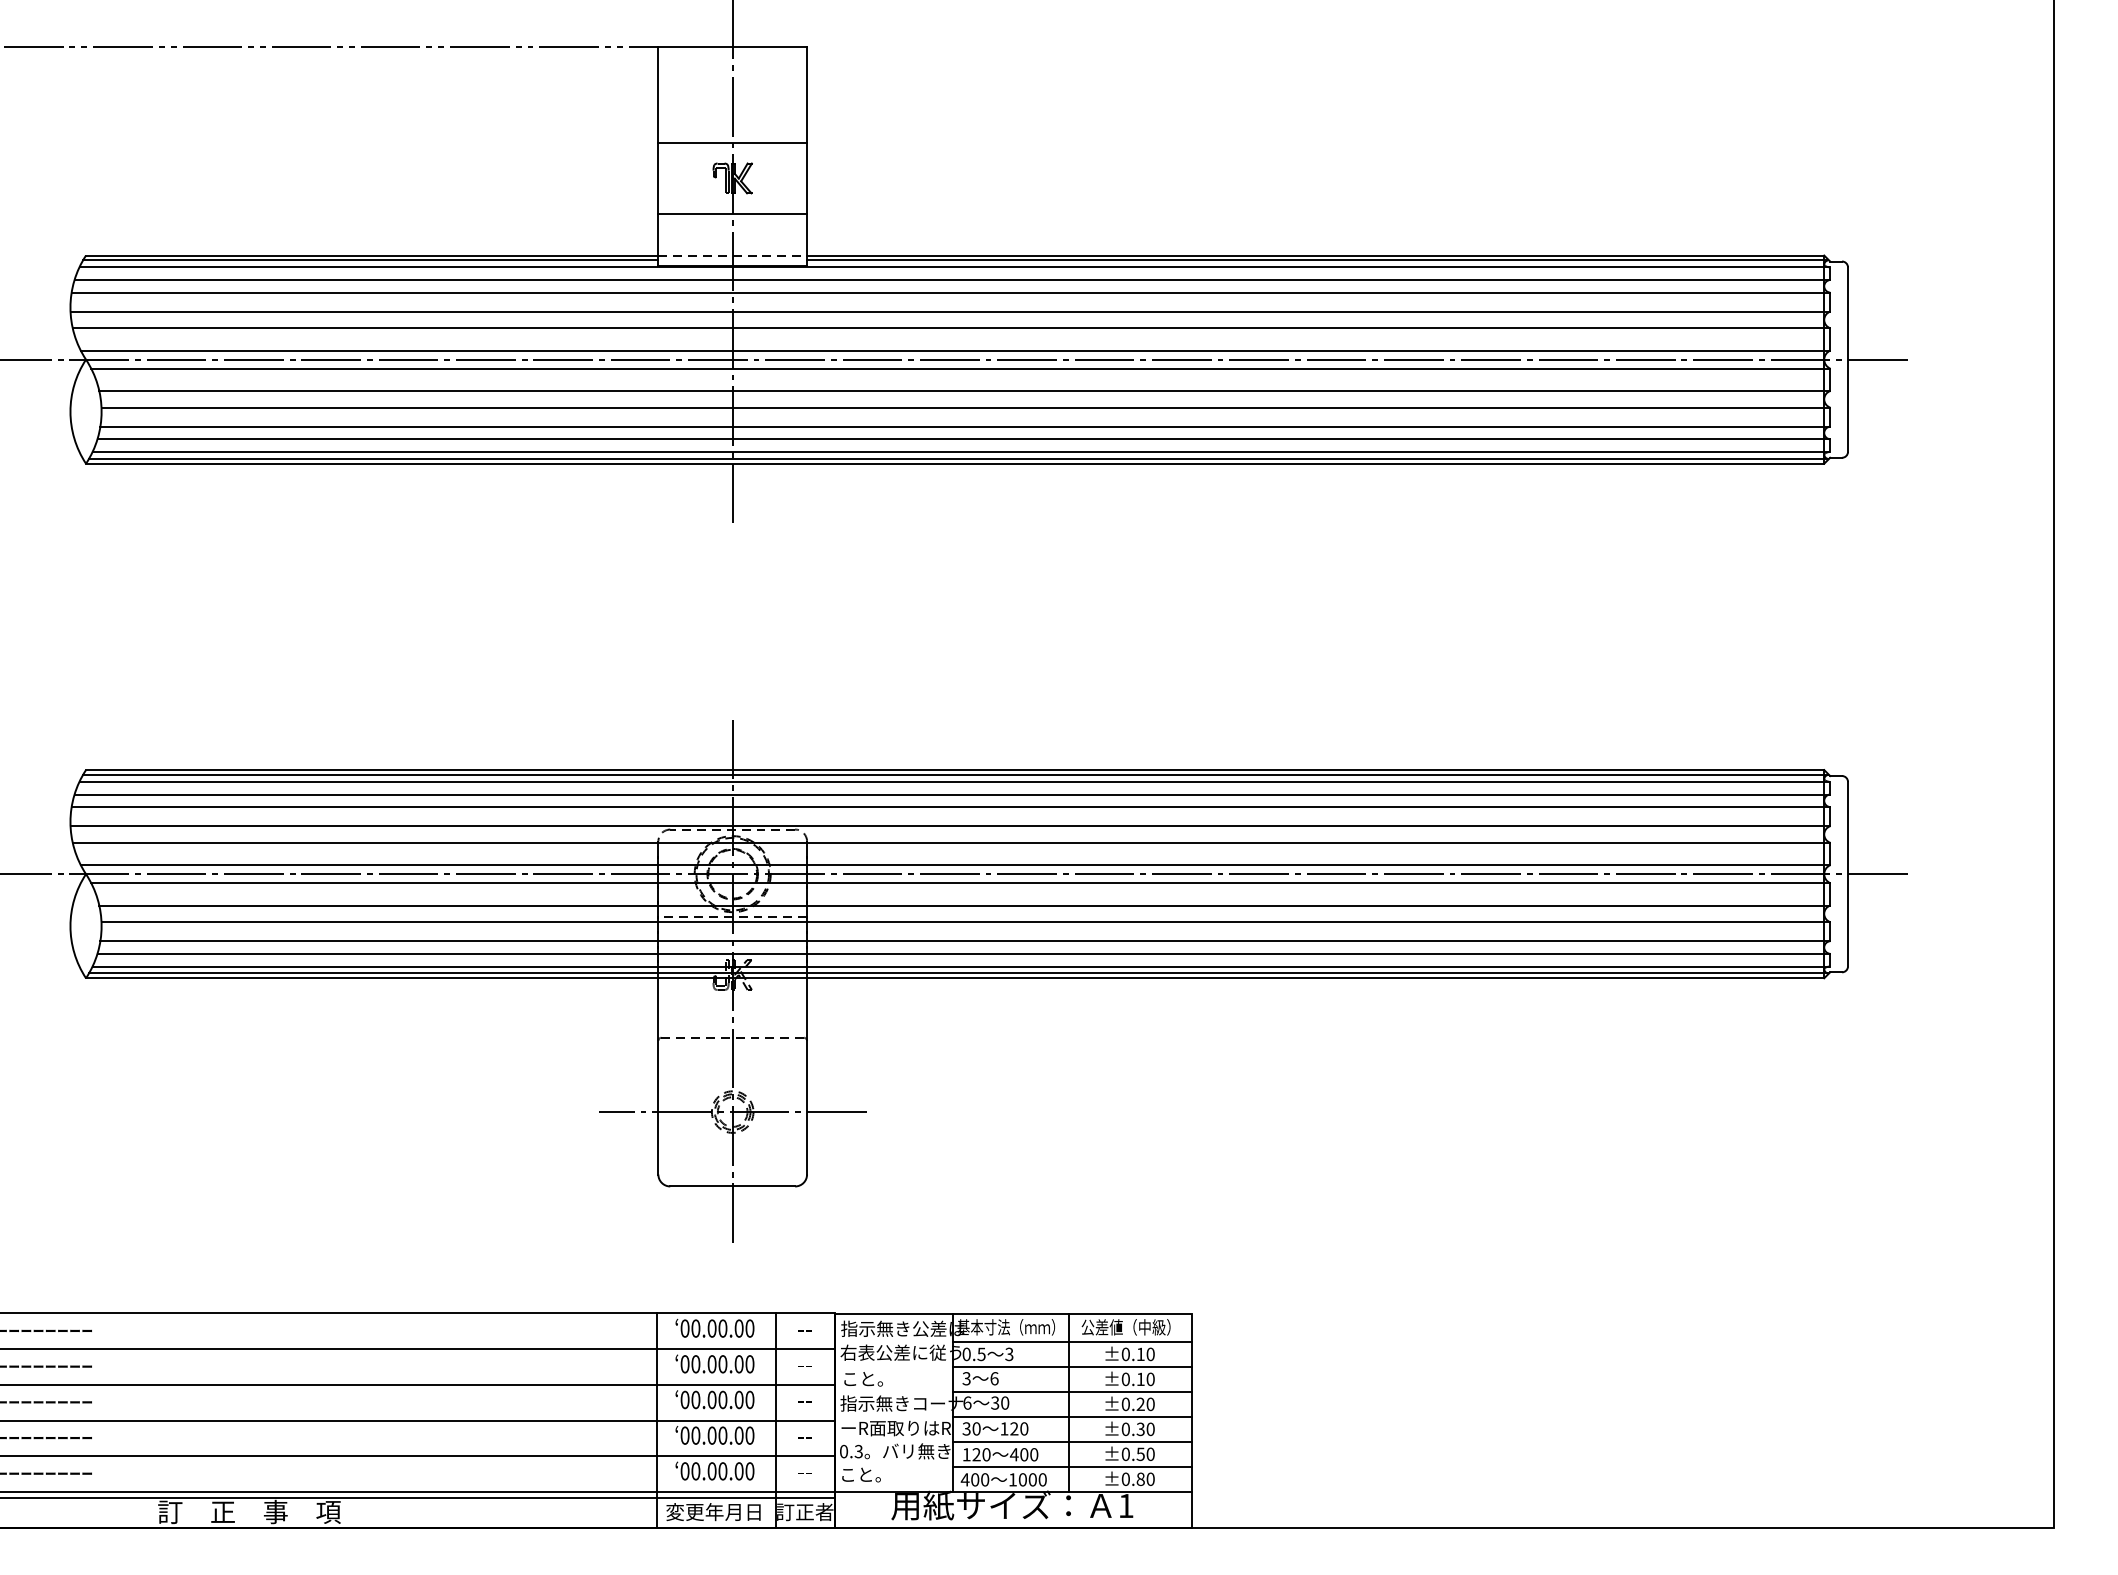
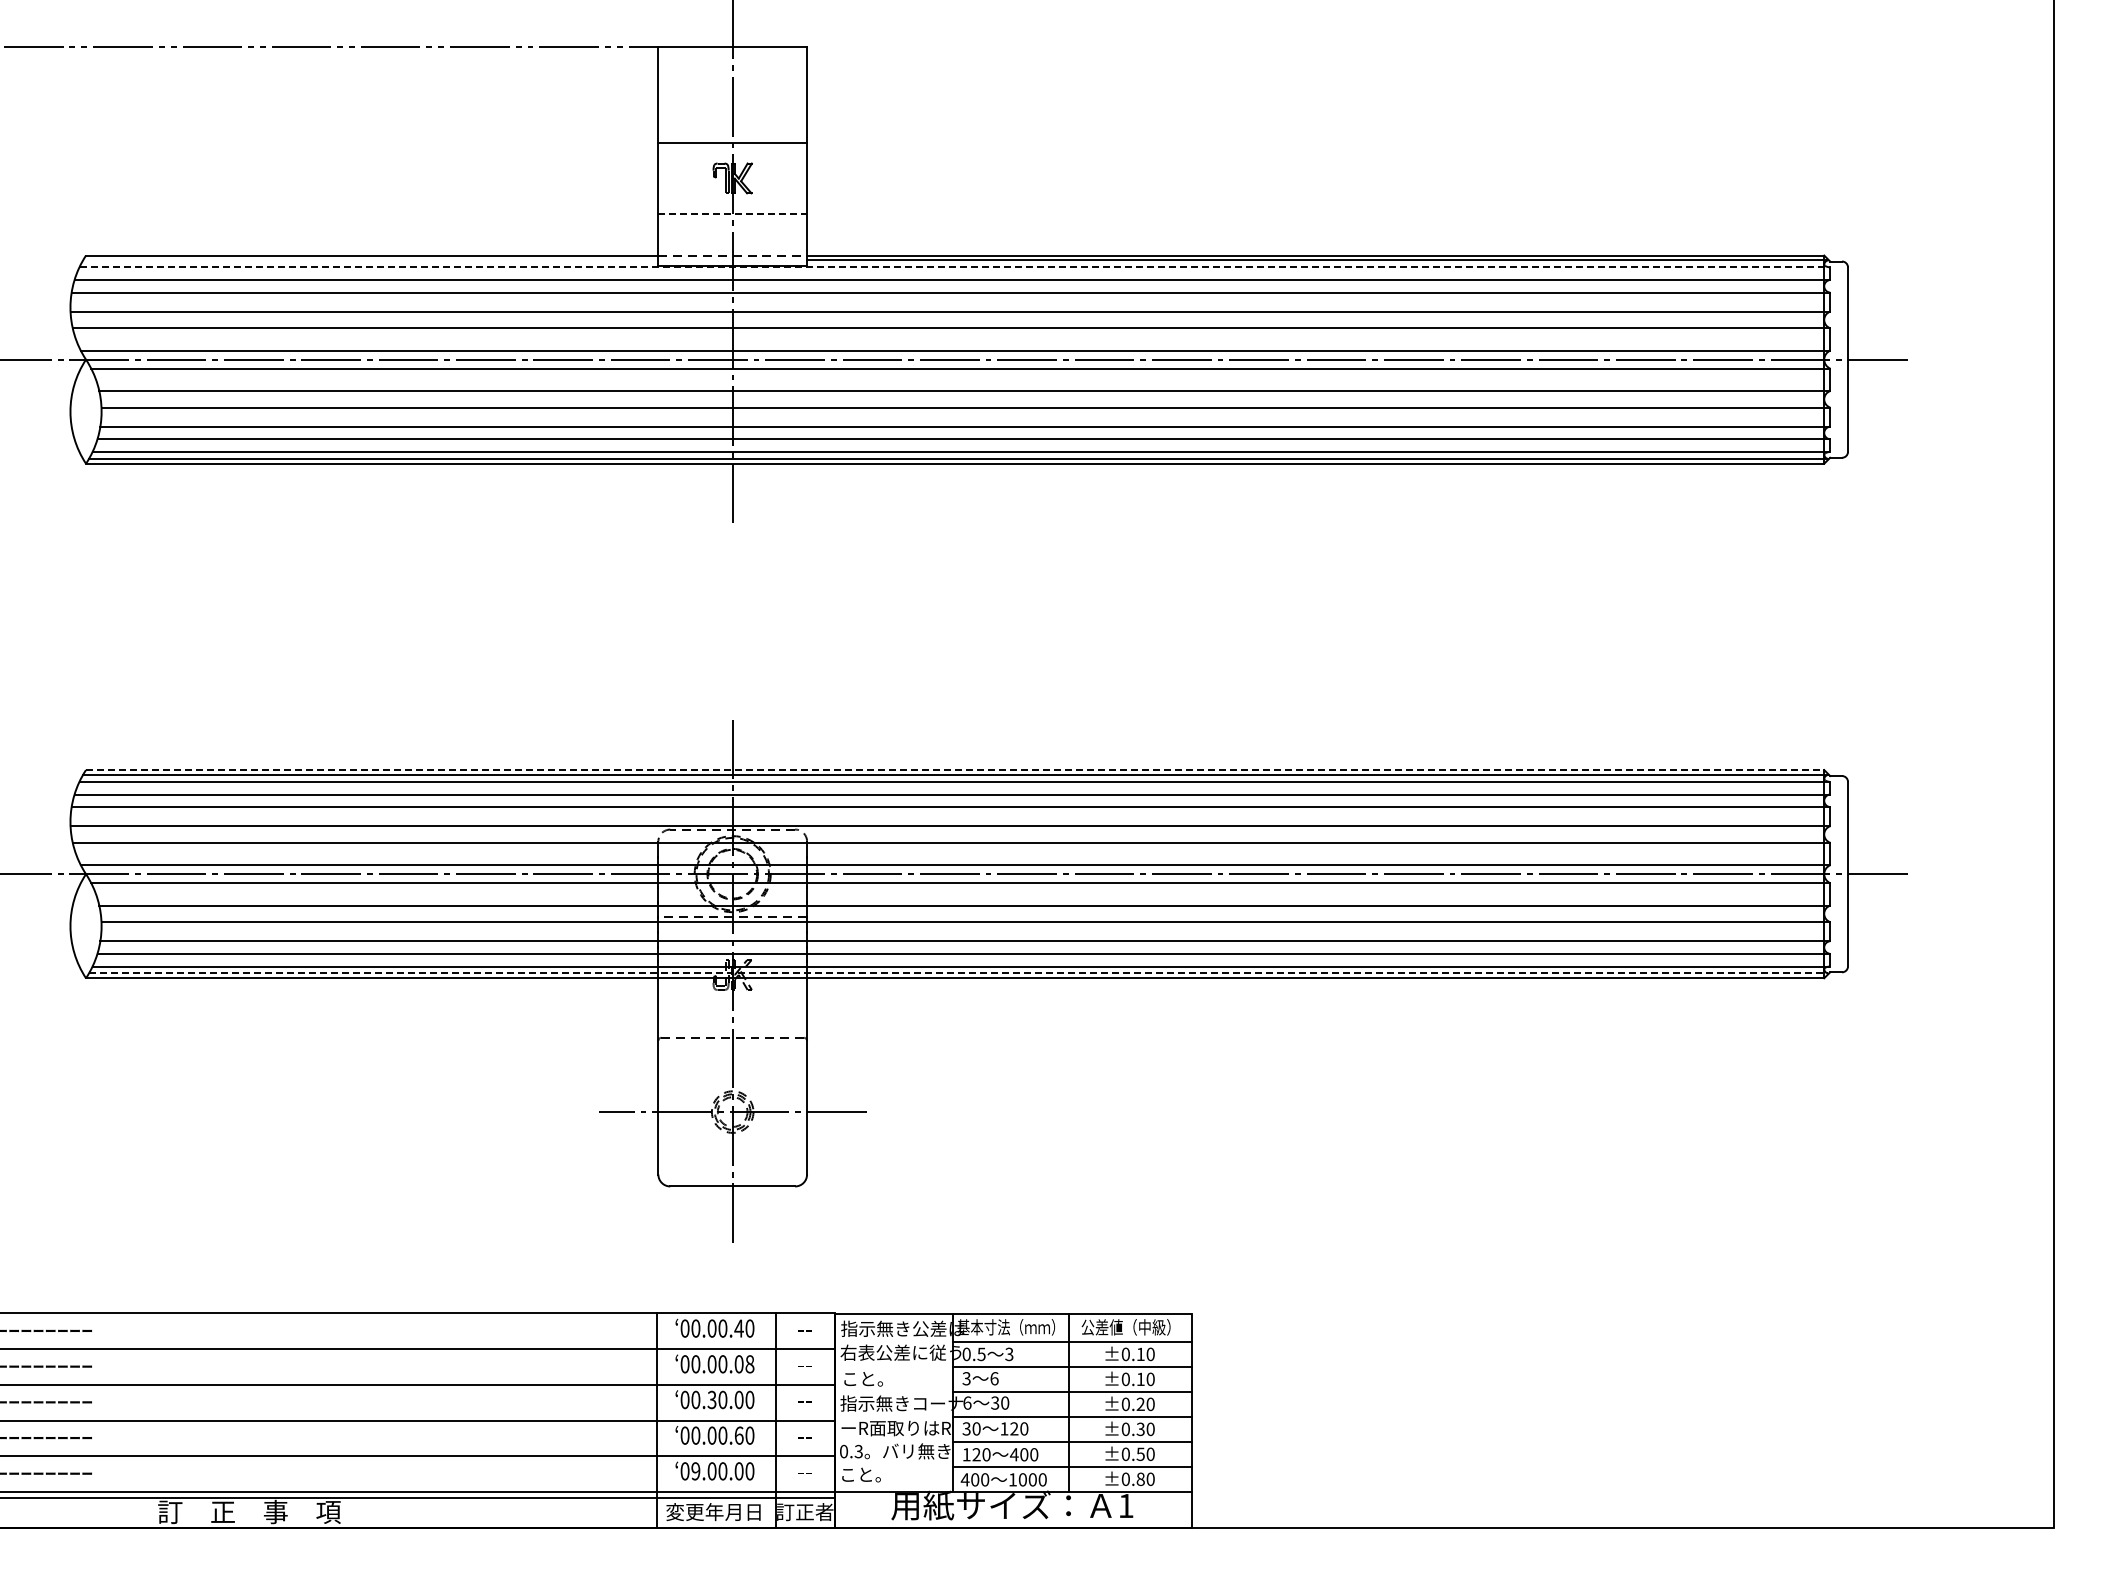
line: solid -> dashed (733, 213)
line: present -> none (370, 260)
line: solid -> dashed (954, 267)
line: solid -> dashed (955, 770)
line: solid -> dashed (958, 973)
text: 00.00.00 -> 00.00.40 (738, 1328)
text: 00.00.00 -> 00.00.08 (749, 1364)
text: 00.00.00 -> 00.30.00 (711, 1399)
text: 00.00.00 -> 00.00.60 (738, 1435)
text: 00.00.00 -> 09.00.00 (695, 1471)
